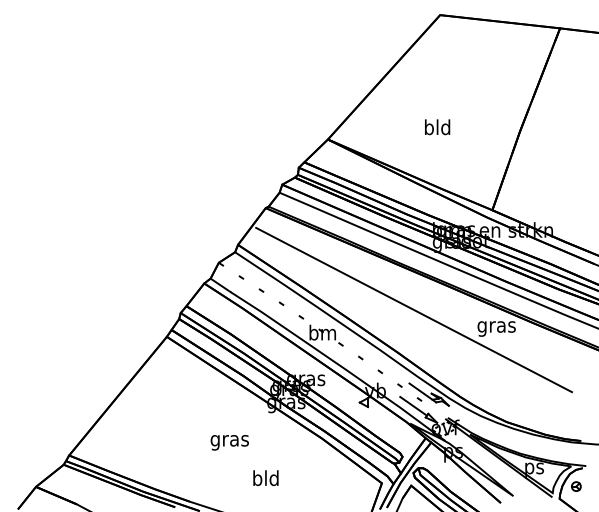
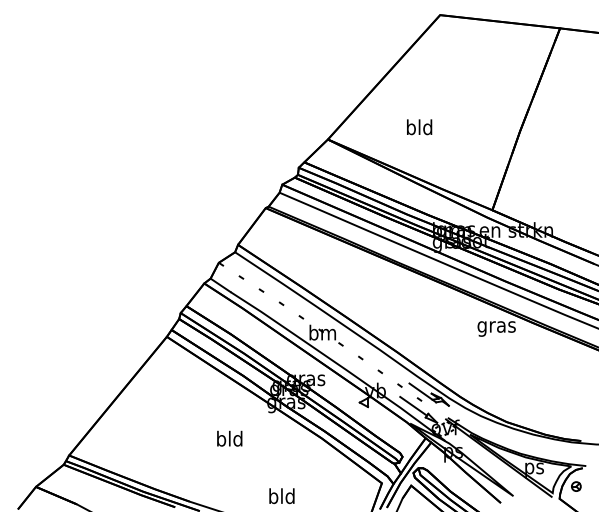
text position: (437, 127) -> (419, 127) (419, 127)
line: present -> none (413, 309)
text: gras -> bld (229, 440)
text position: (265, 478) -> (281, 496) (281, 496)
